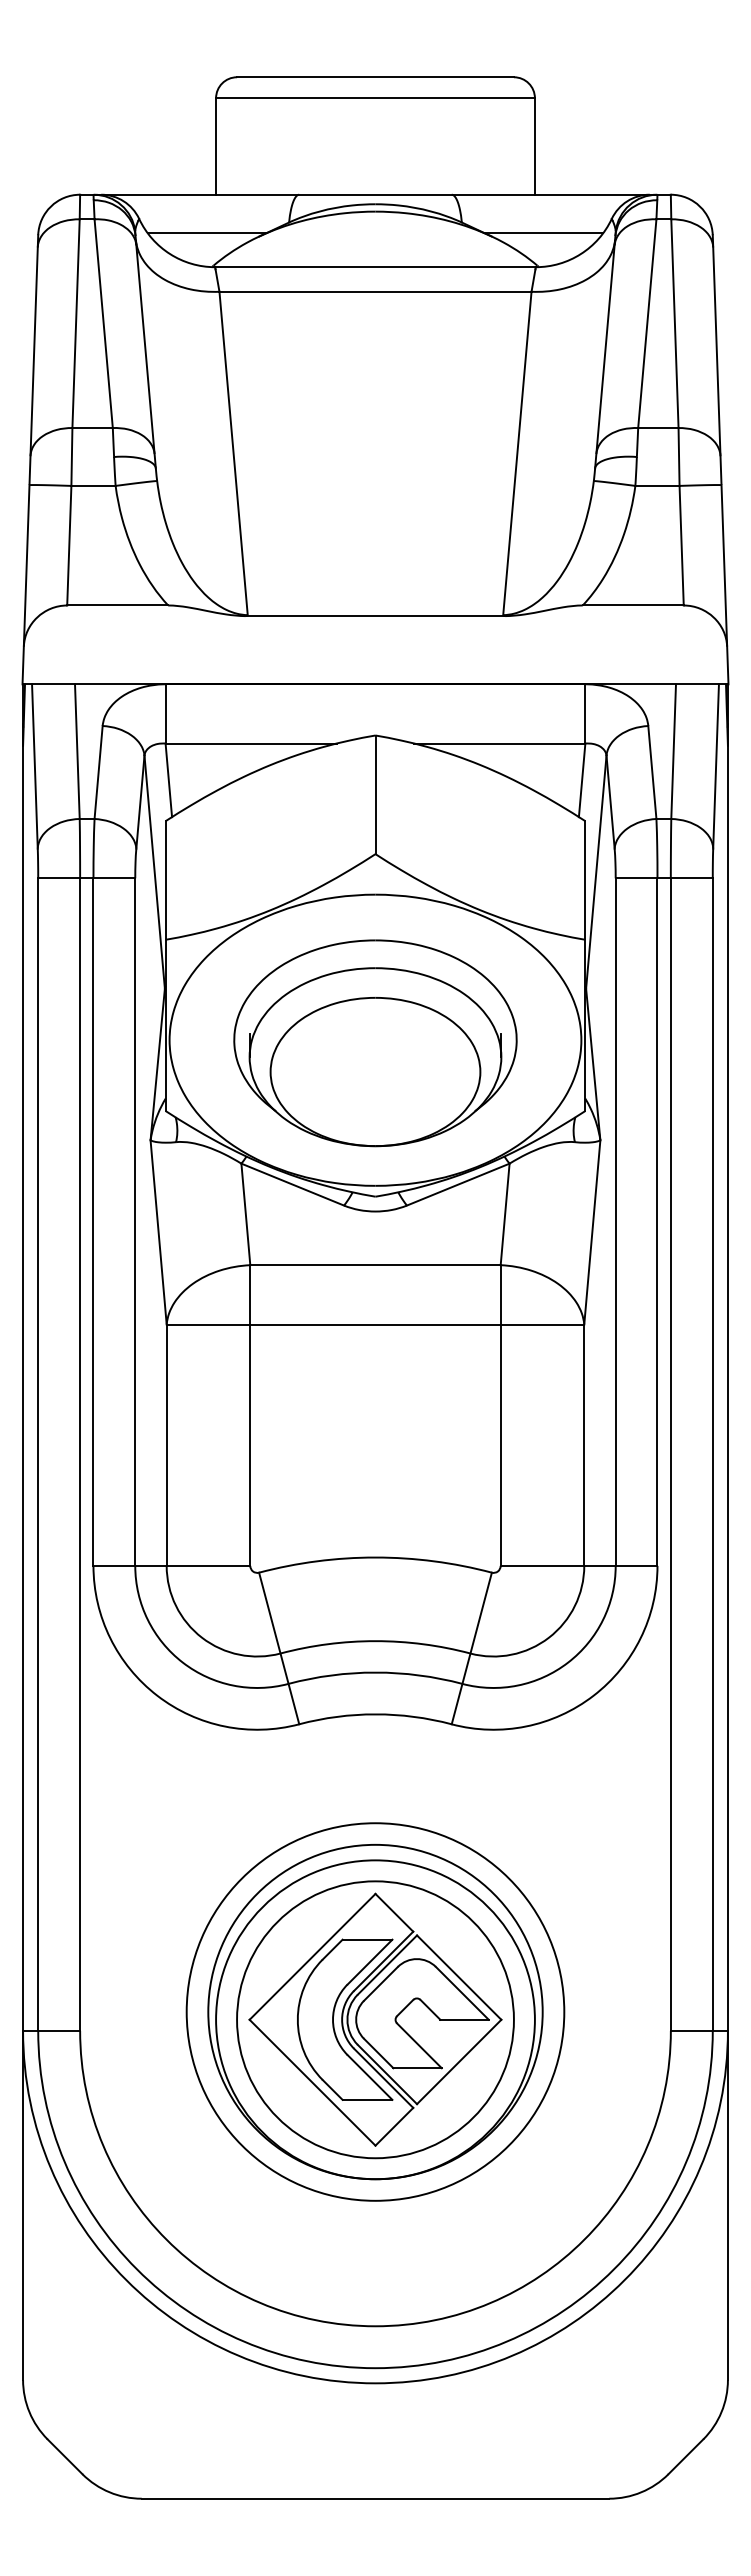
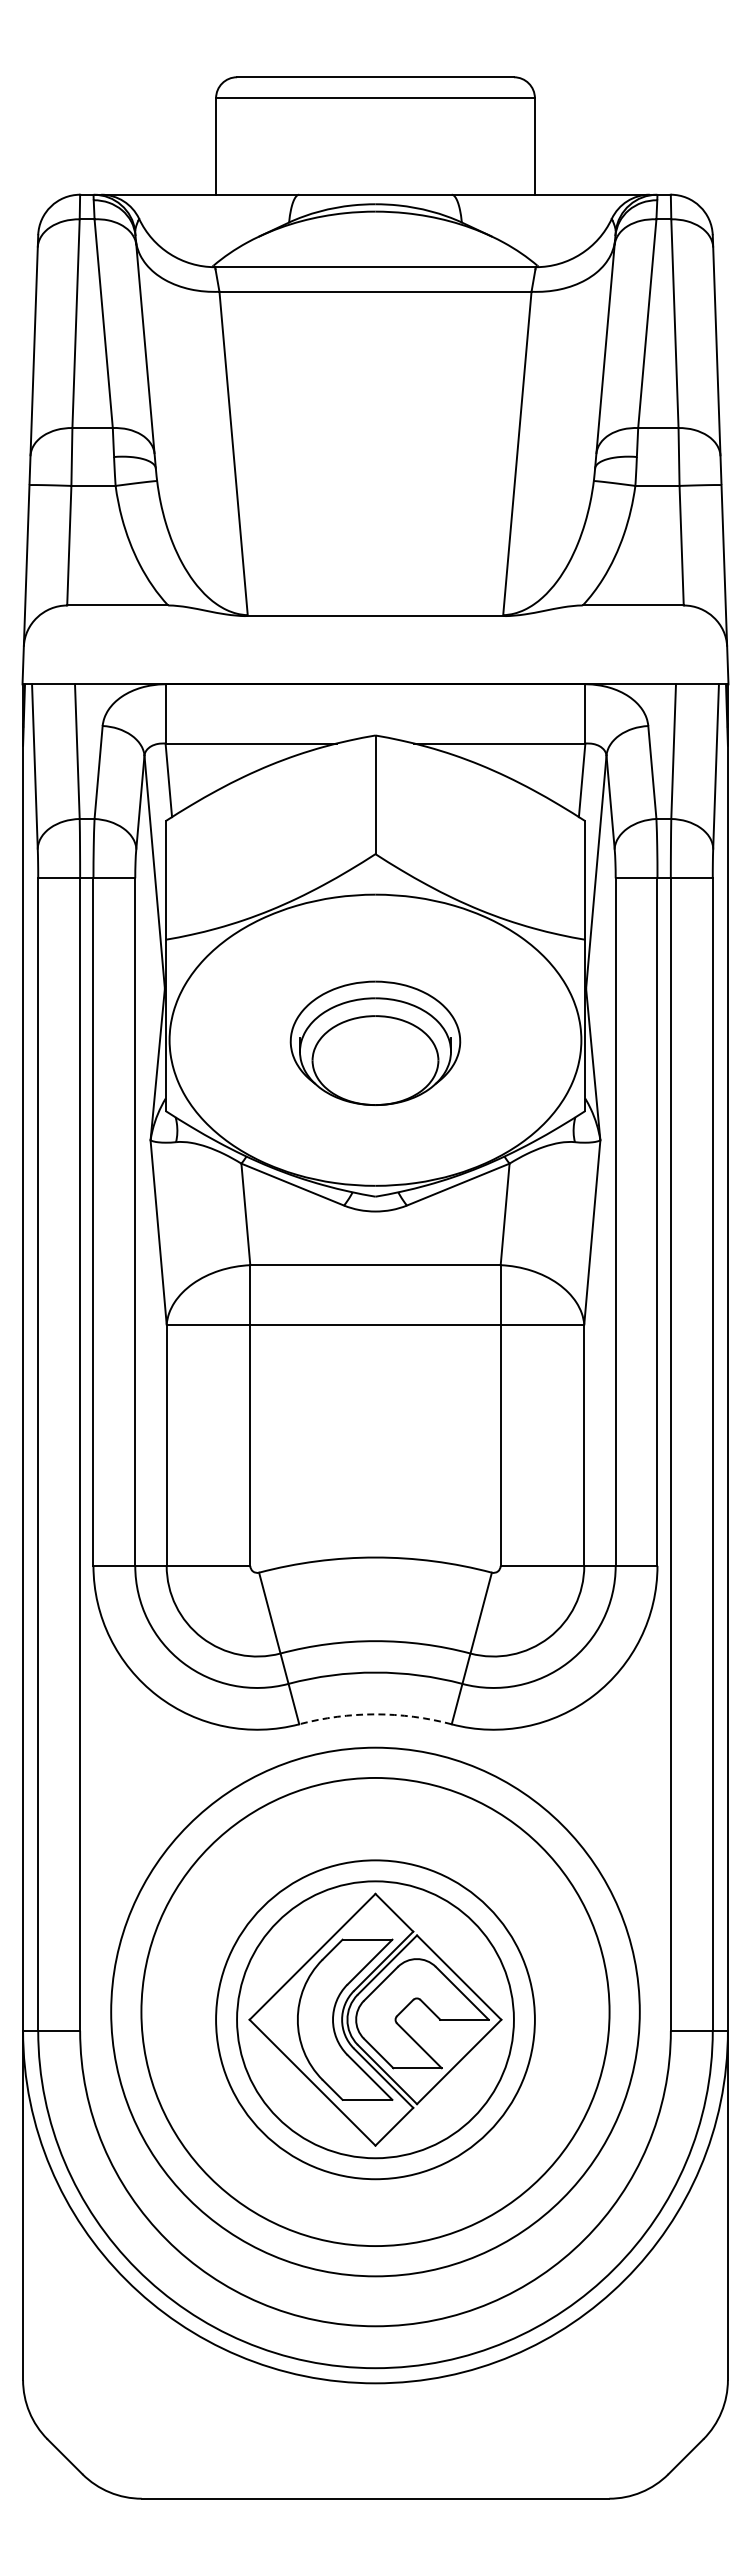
line: present -> none (207, 233)
line: present -> none (543, 233)
part size: 285x209 px -> 173x126 px (375, 1042)
arc: solid -> dashed (375, 1714)
circle diameter: 334 px -> 468 px (375, 2011)
circle diameter: 378 px -> 529 px (375, 2011)
